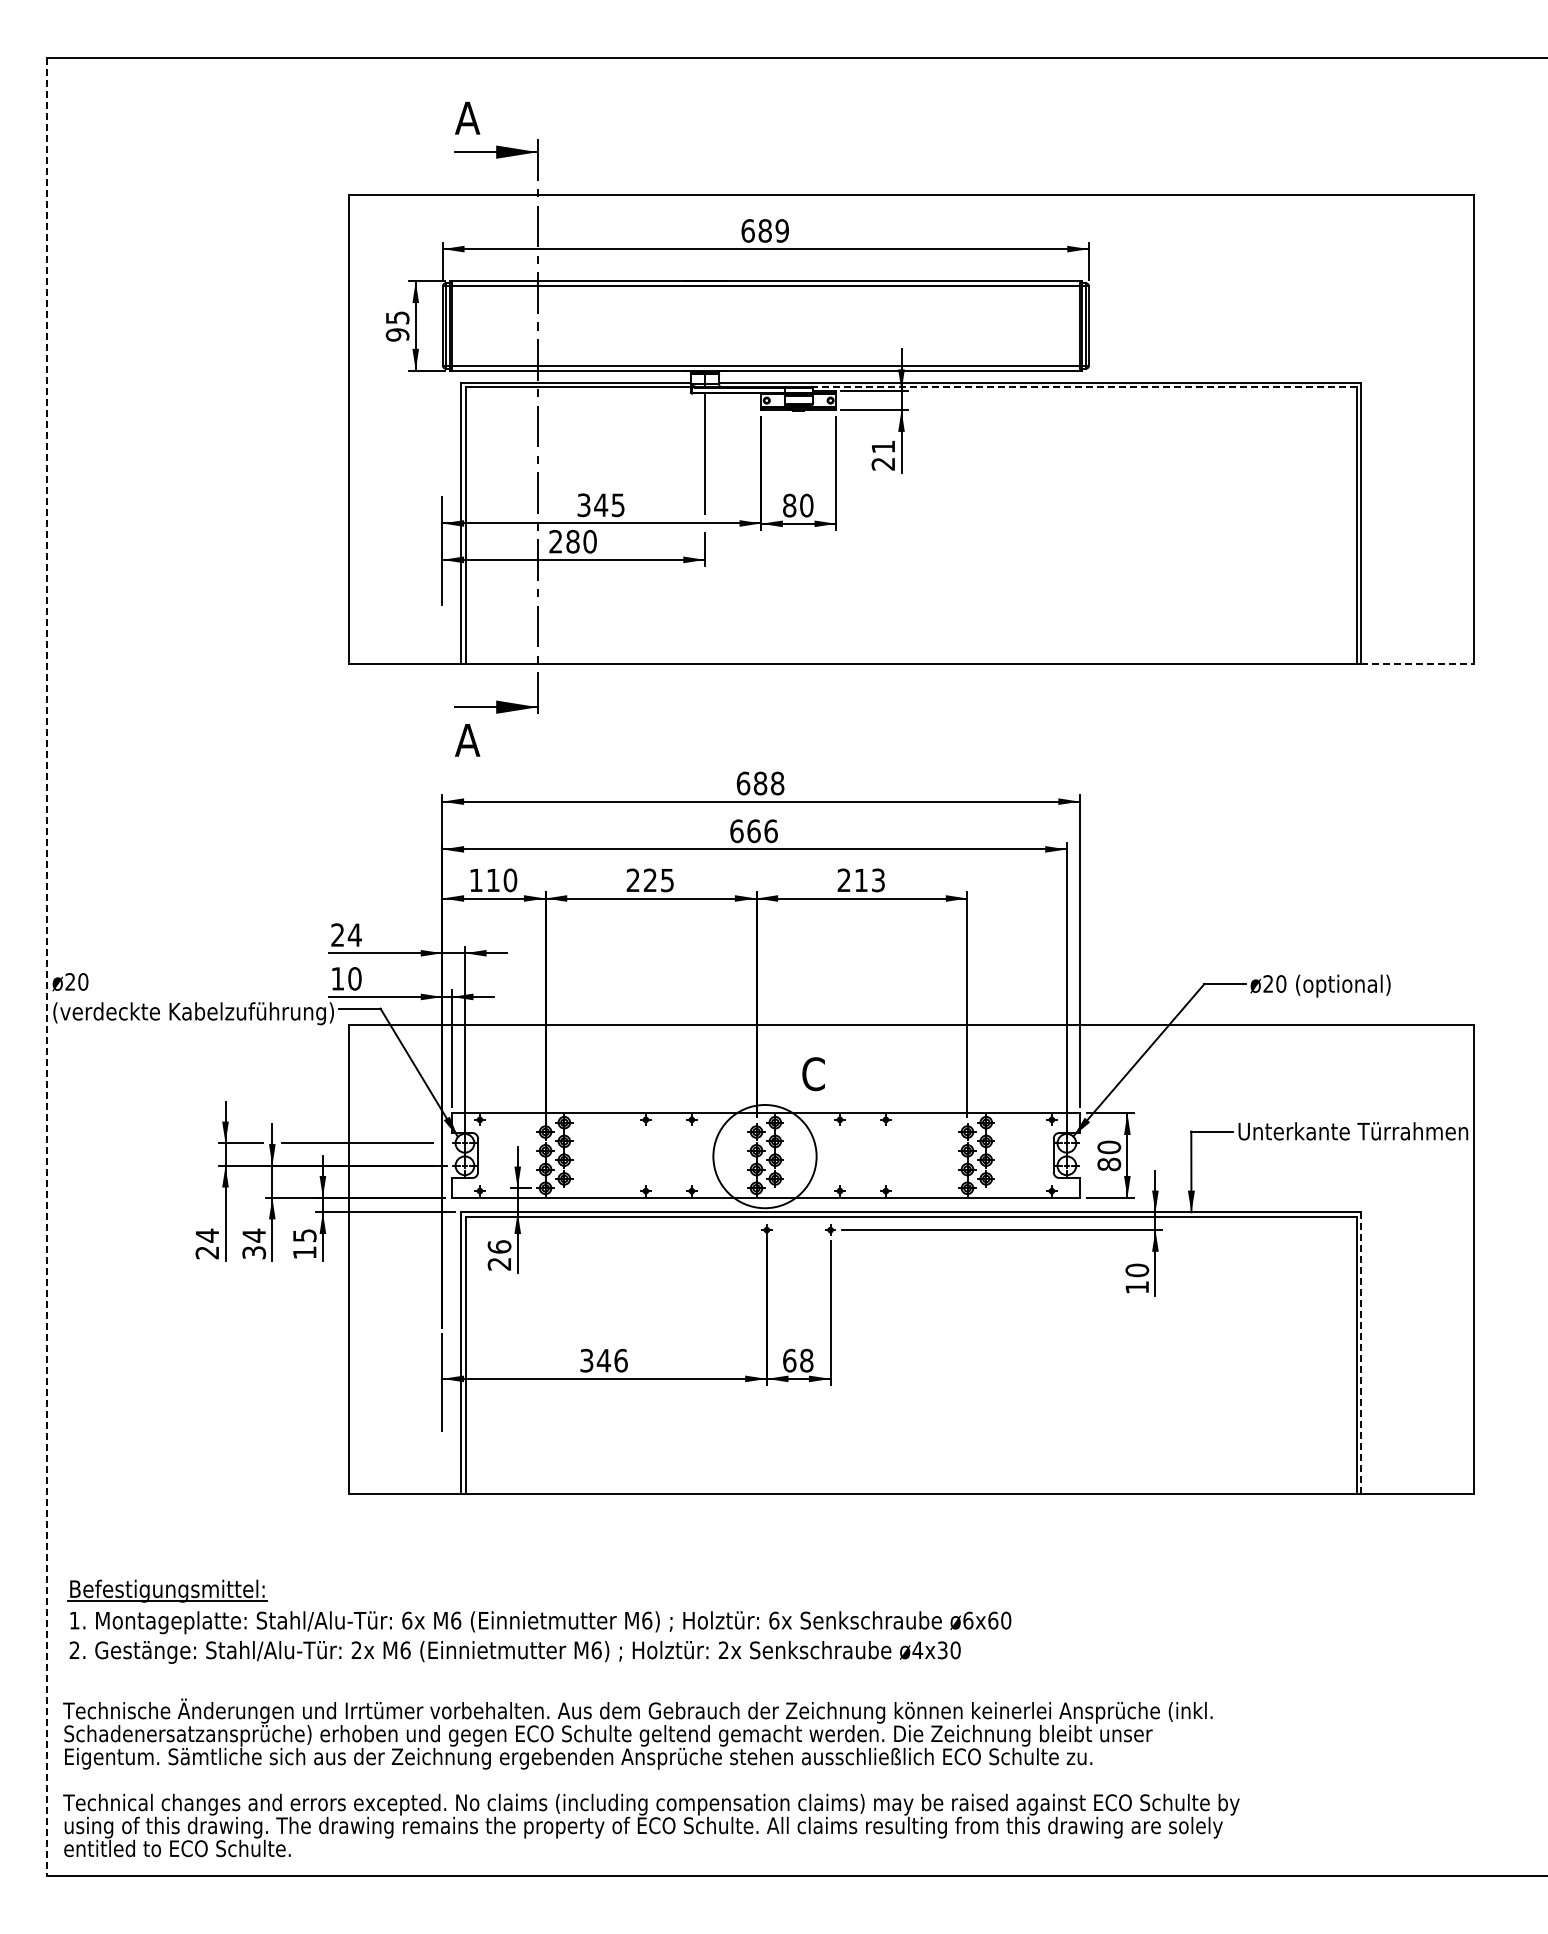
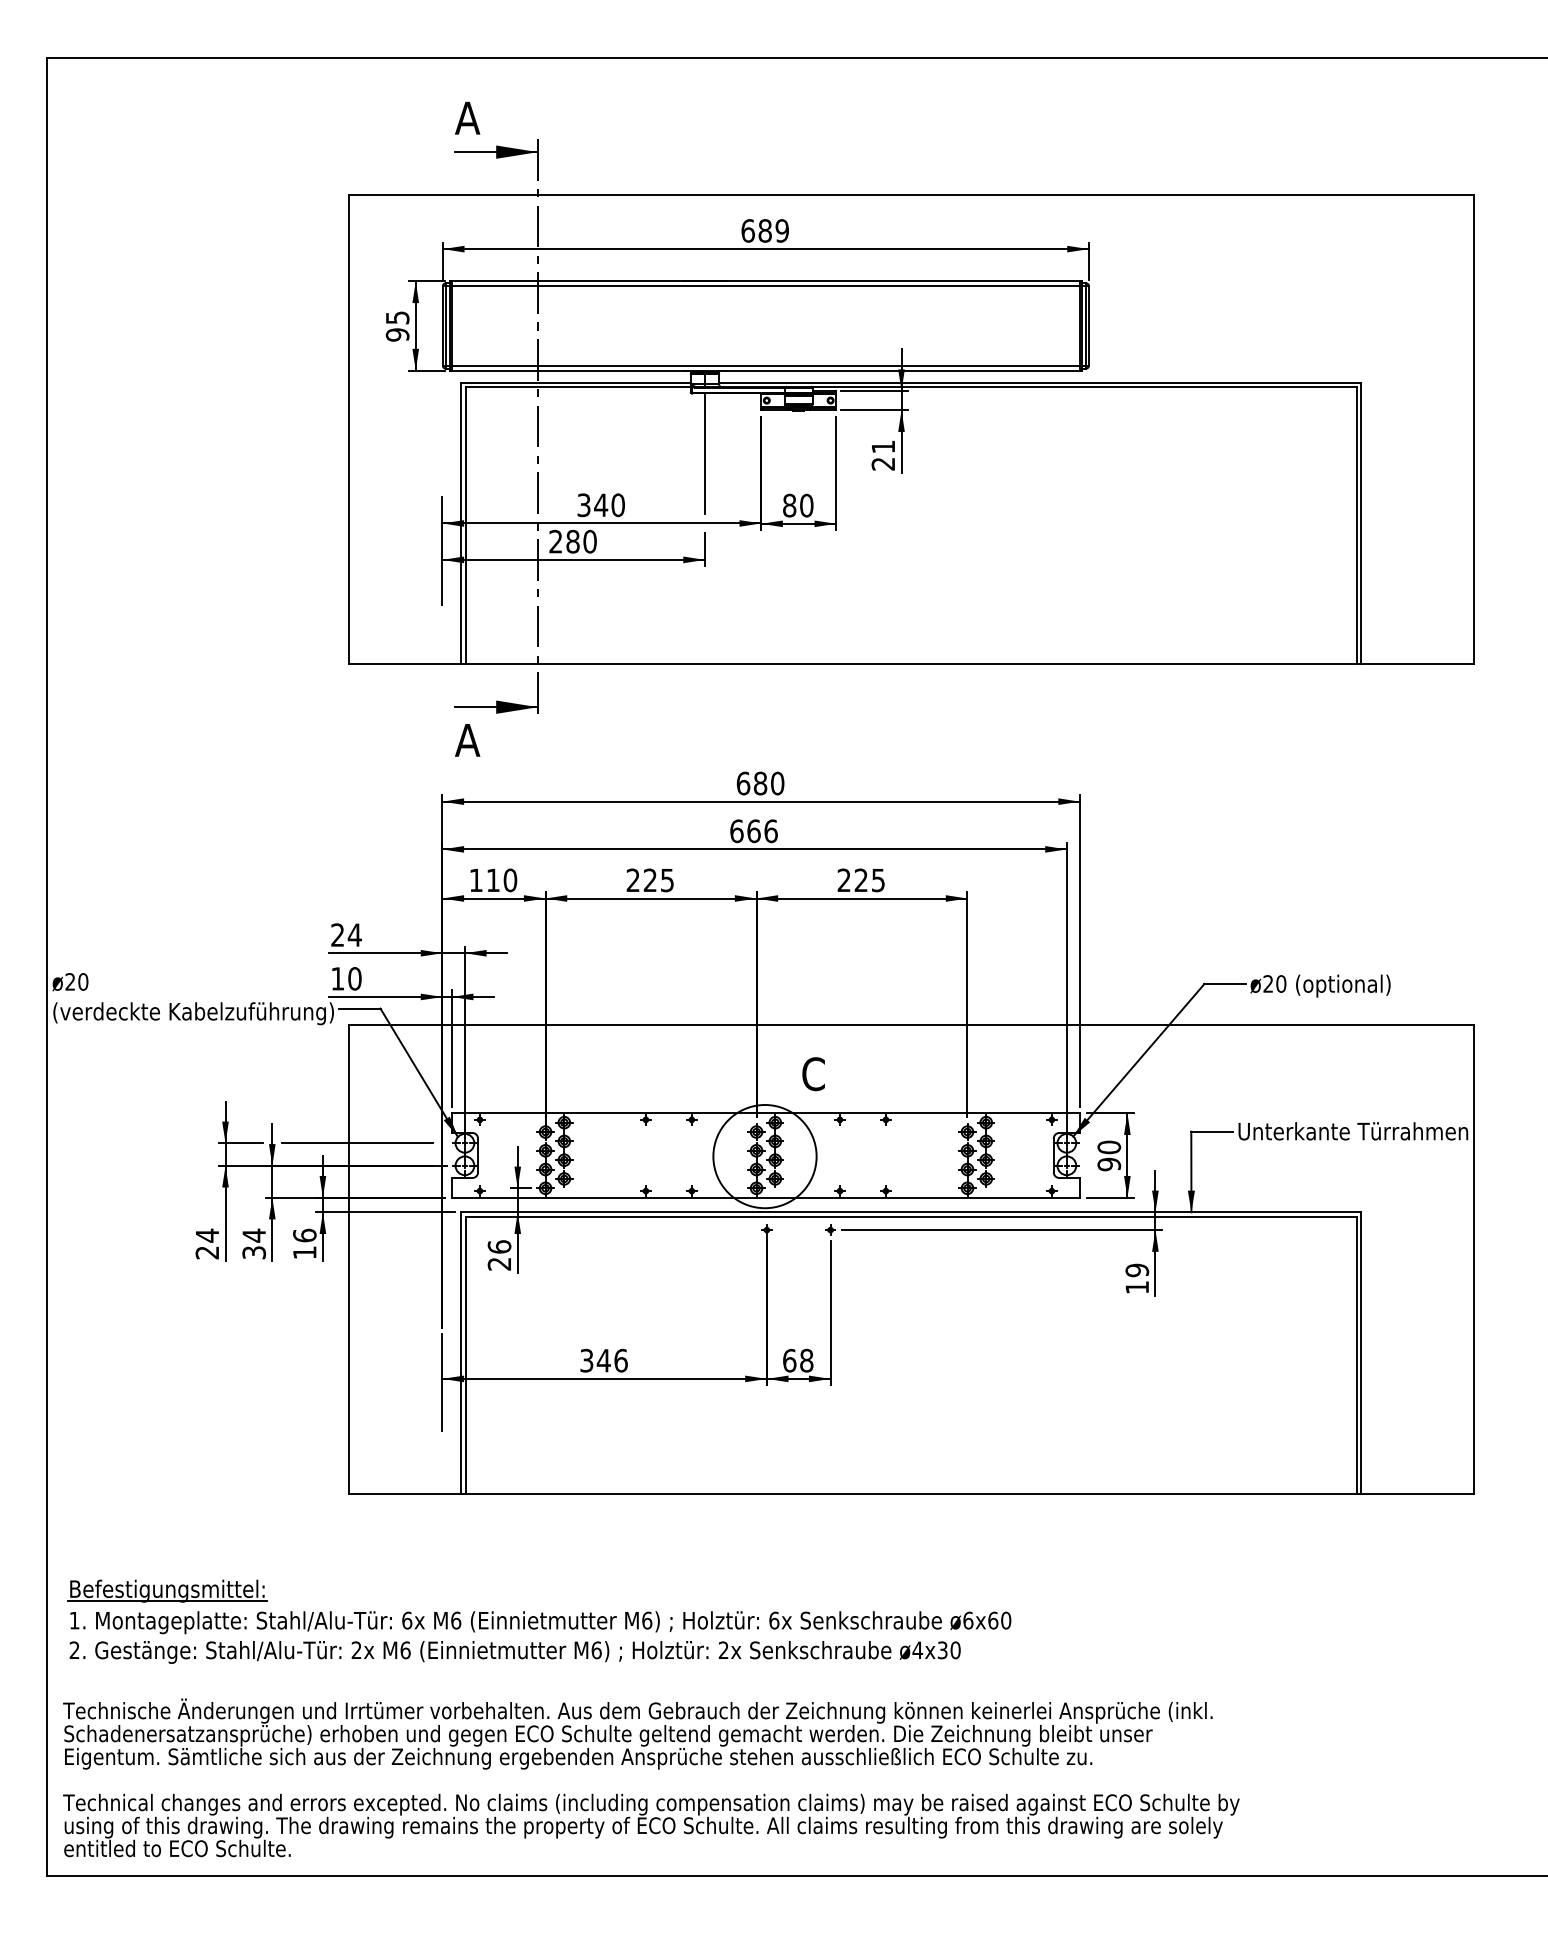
line: dashed -> solid (1084, 387)
text: 345 -> 340 (617, 505)
line: dashed -> solid (1418, 664)
text: 688 -> 680 (777, 783)
text: 213 -> 225 (869, 879)
line: dashed -> solid (46, 966)
text: 80 -> 90 (1109, 1164)
text: 15 -> 16 (304, 1235)
text: 10 -> 19 (1137, 1270)
line: dashed -> solid (1361, 1352)
